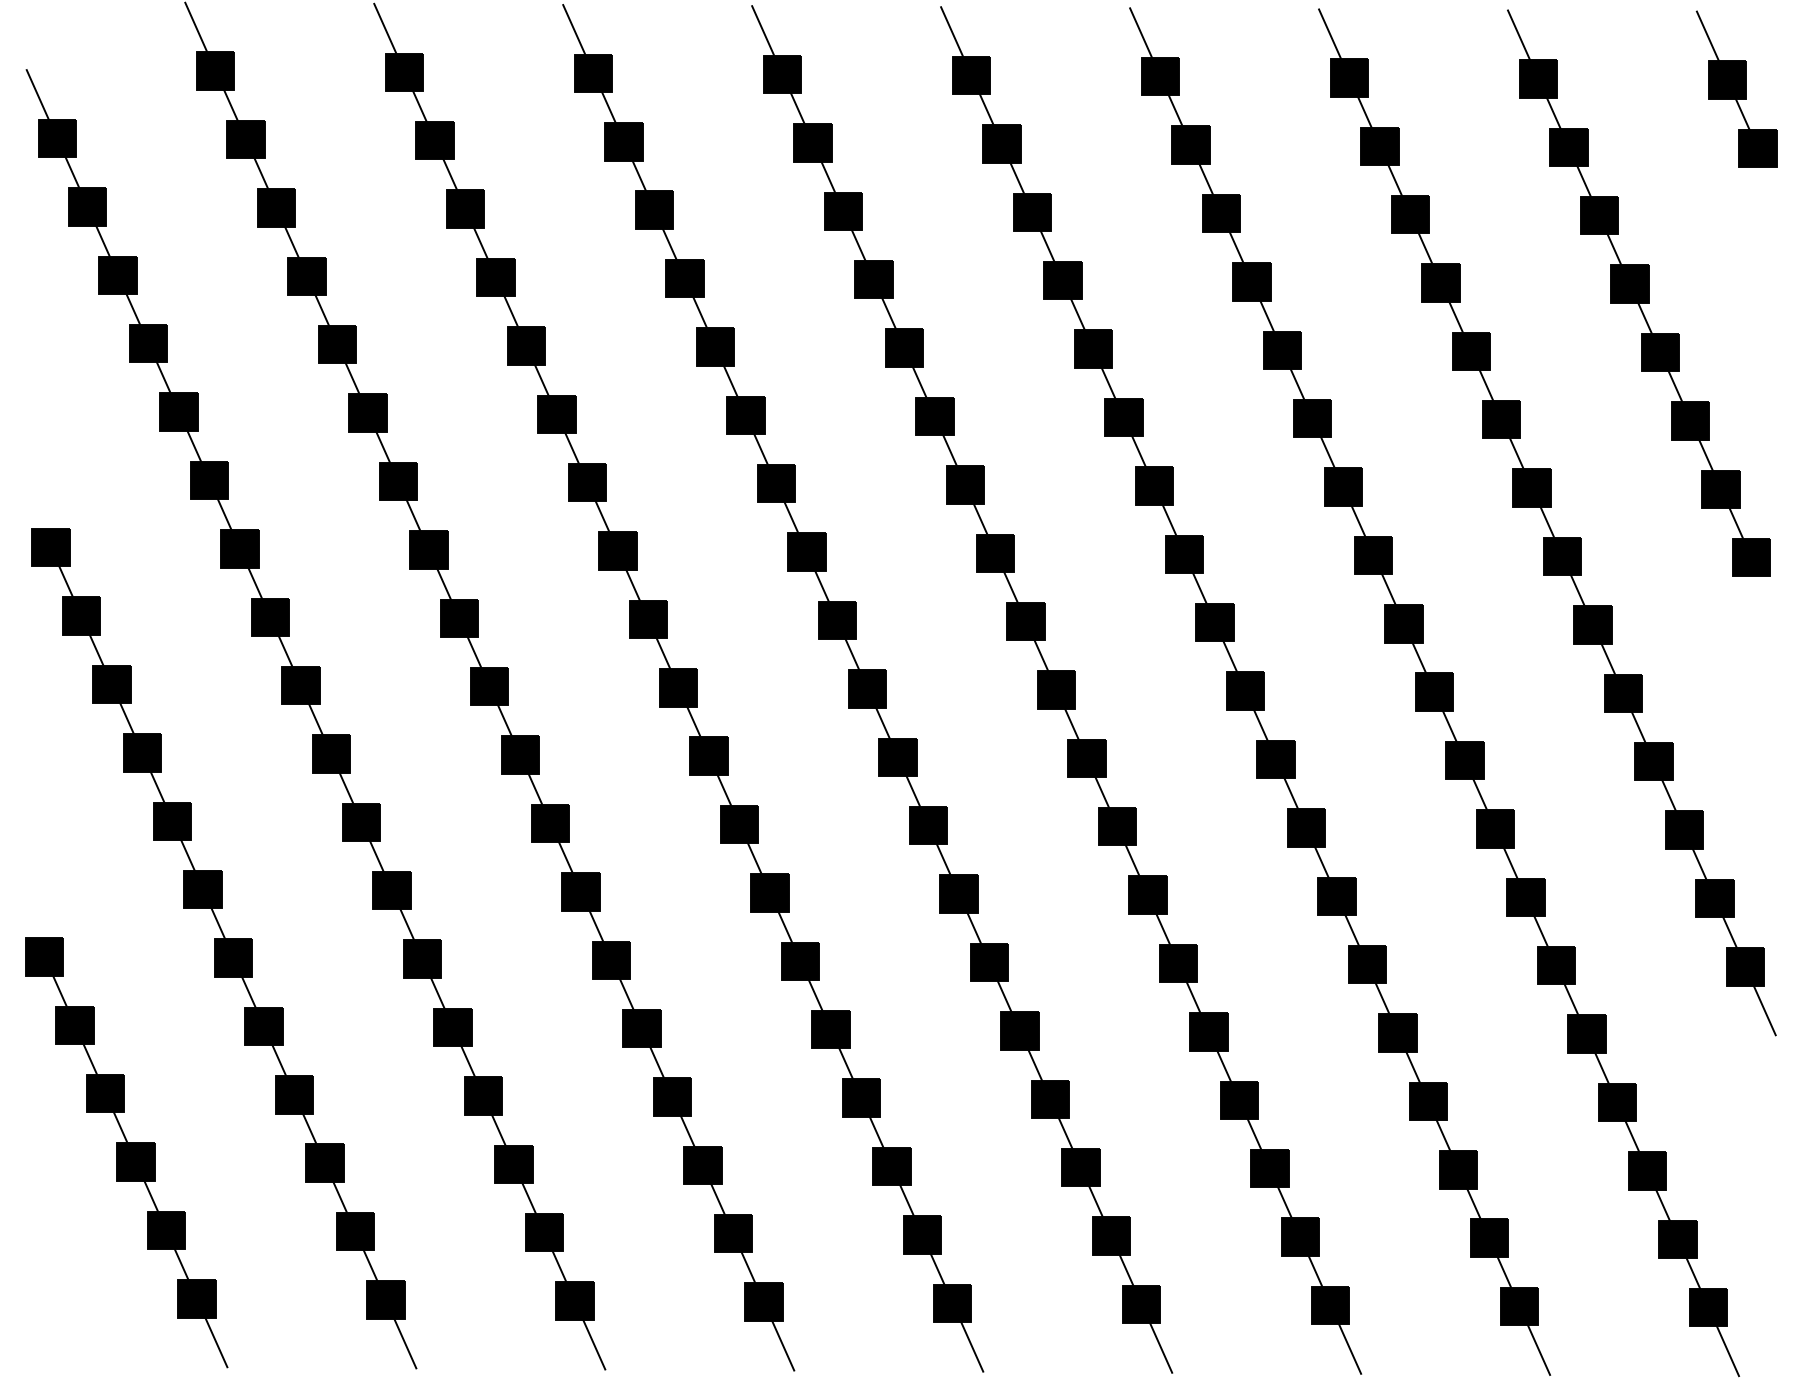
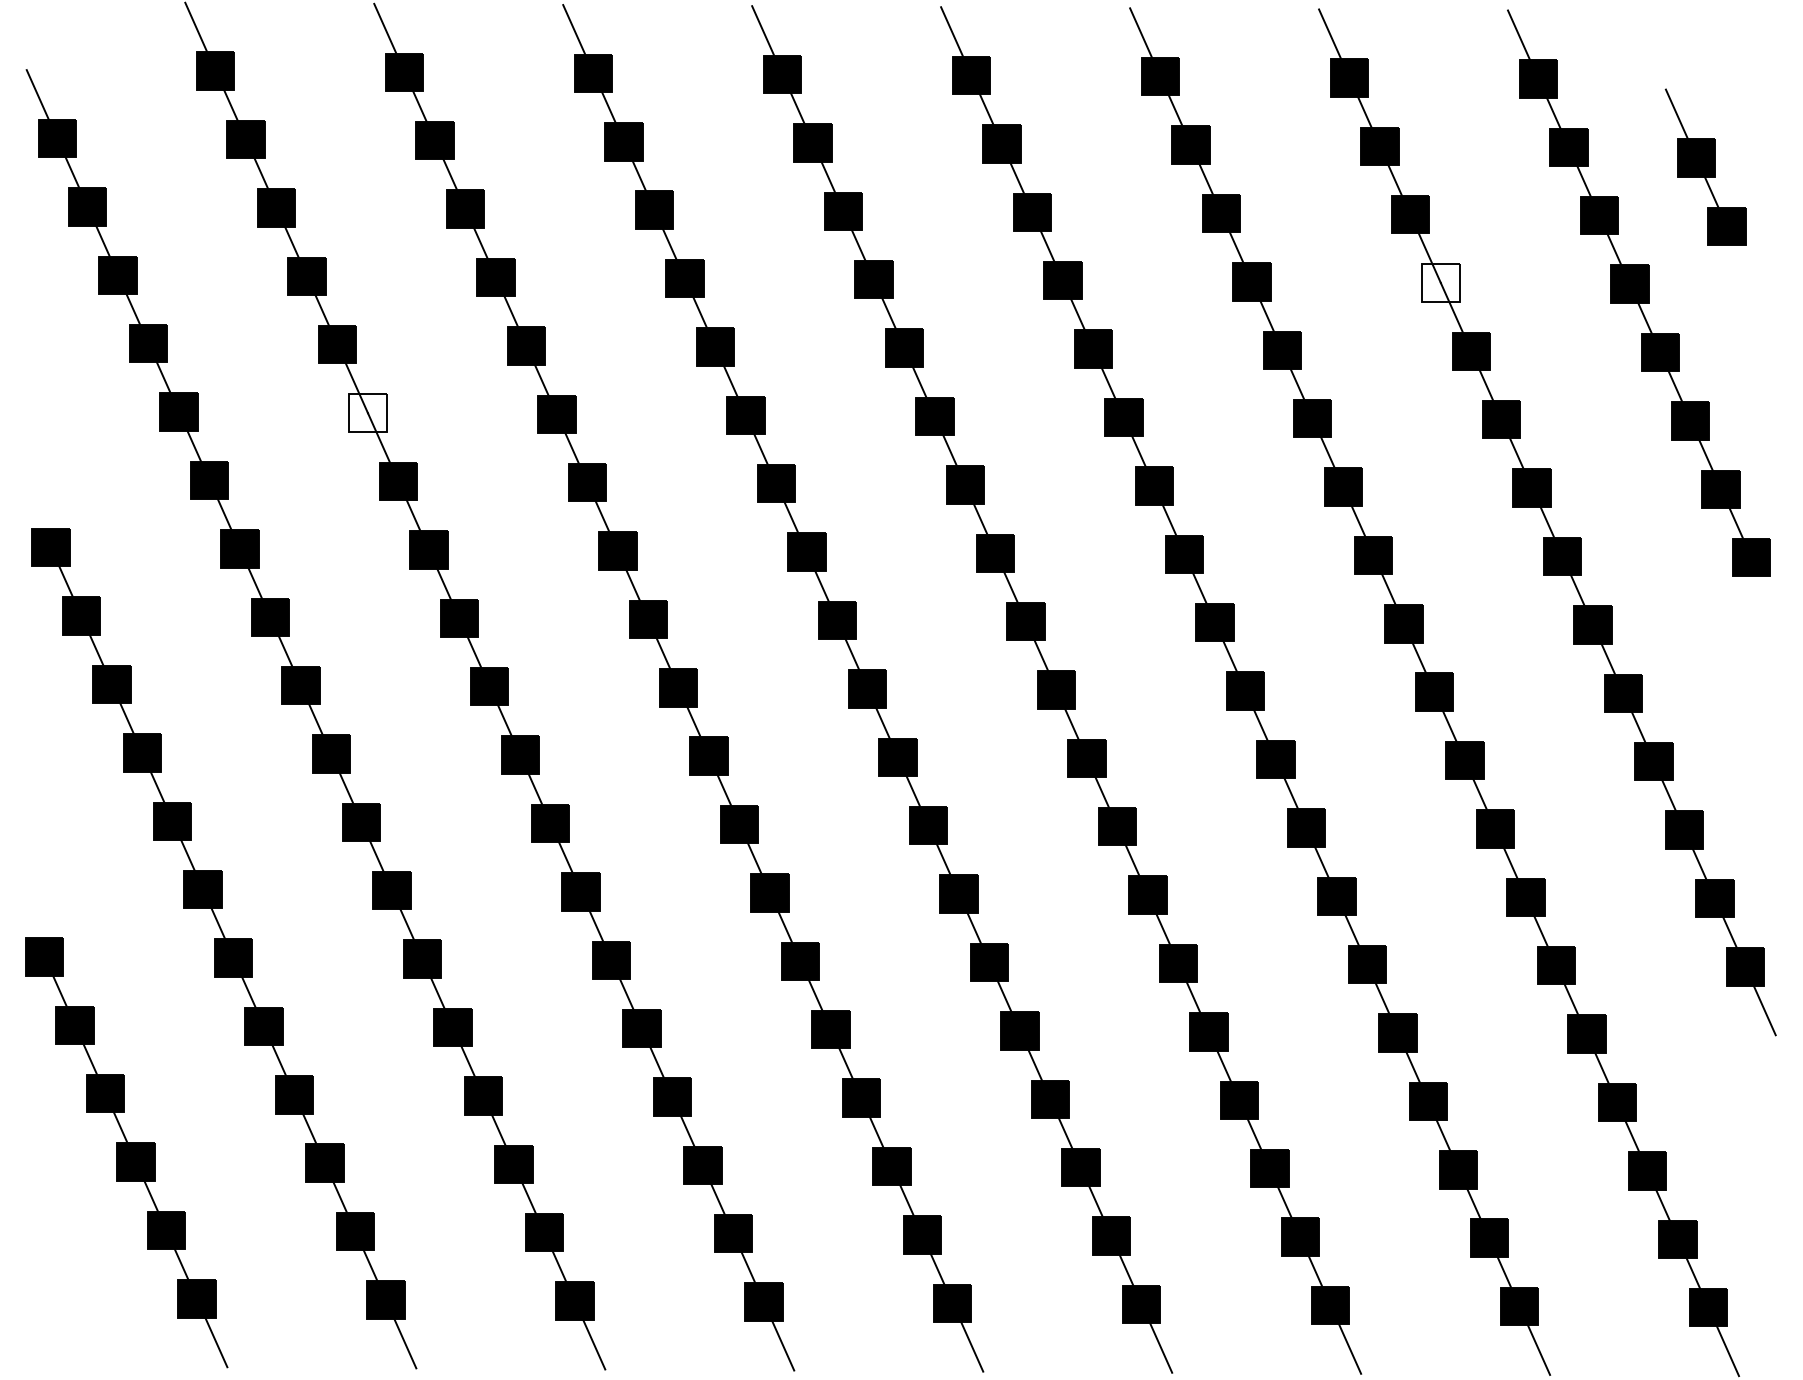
part position: (1736, 88) -> (1705, 166) (1705, 166)
fill: present -> none (1440, 282)
fill: present -> none (367, 412)
